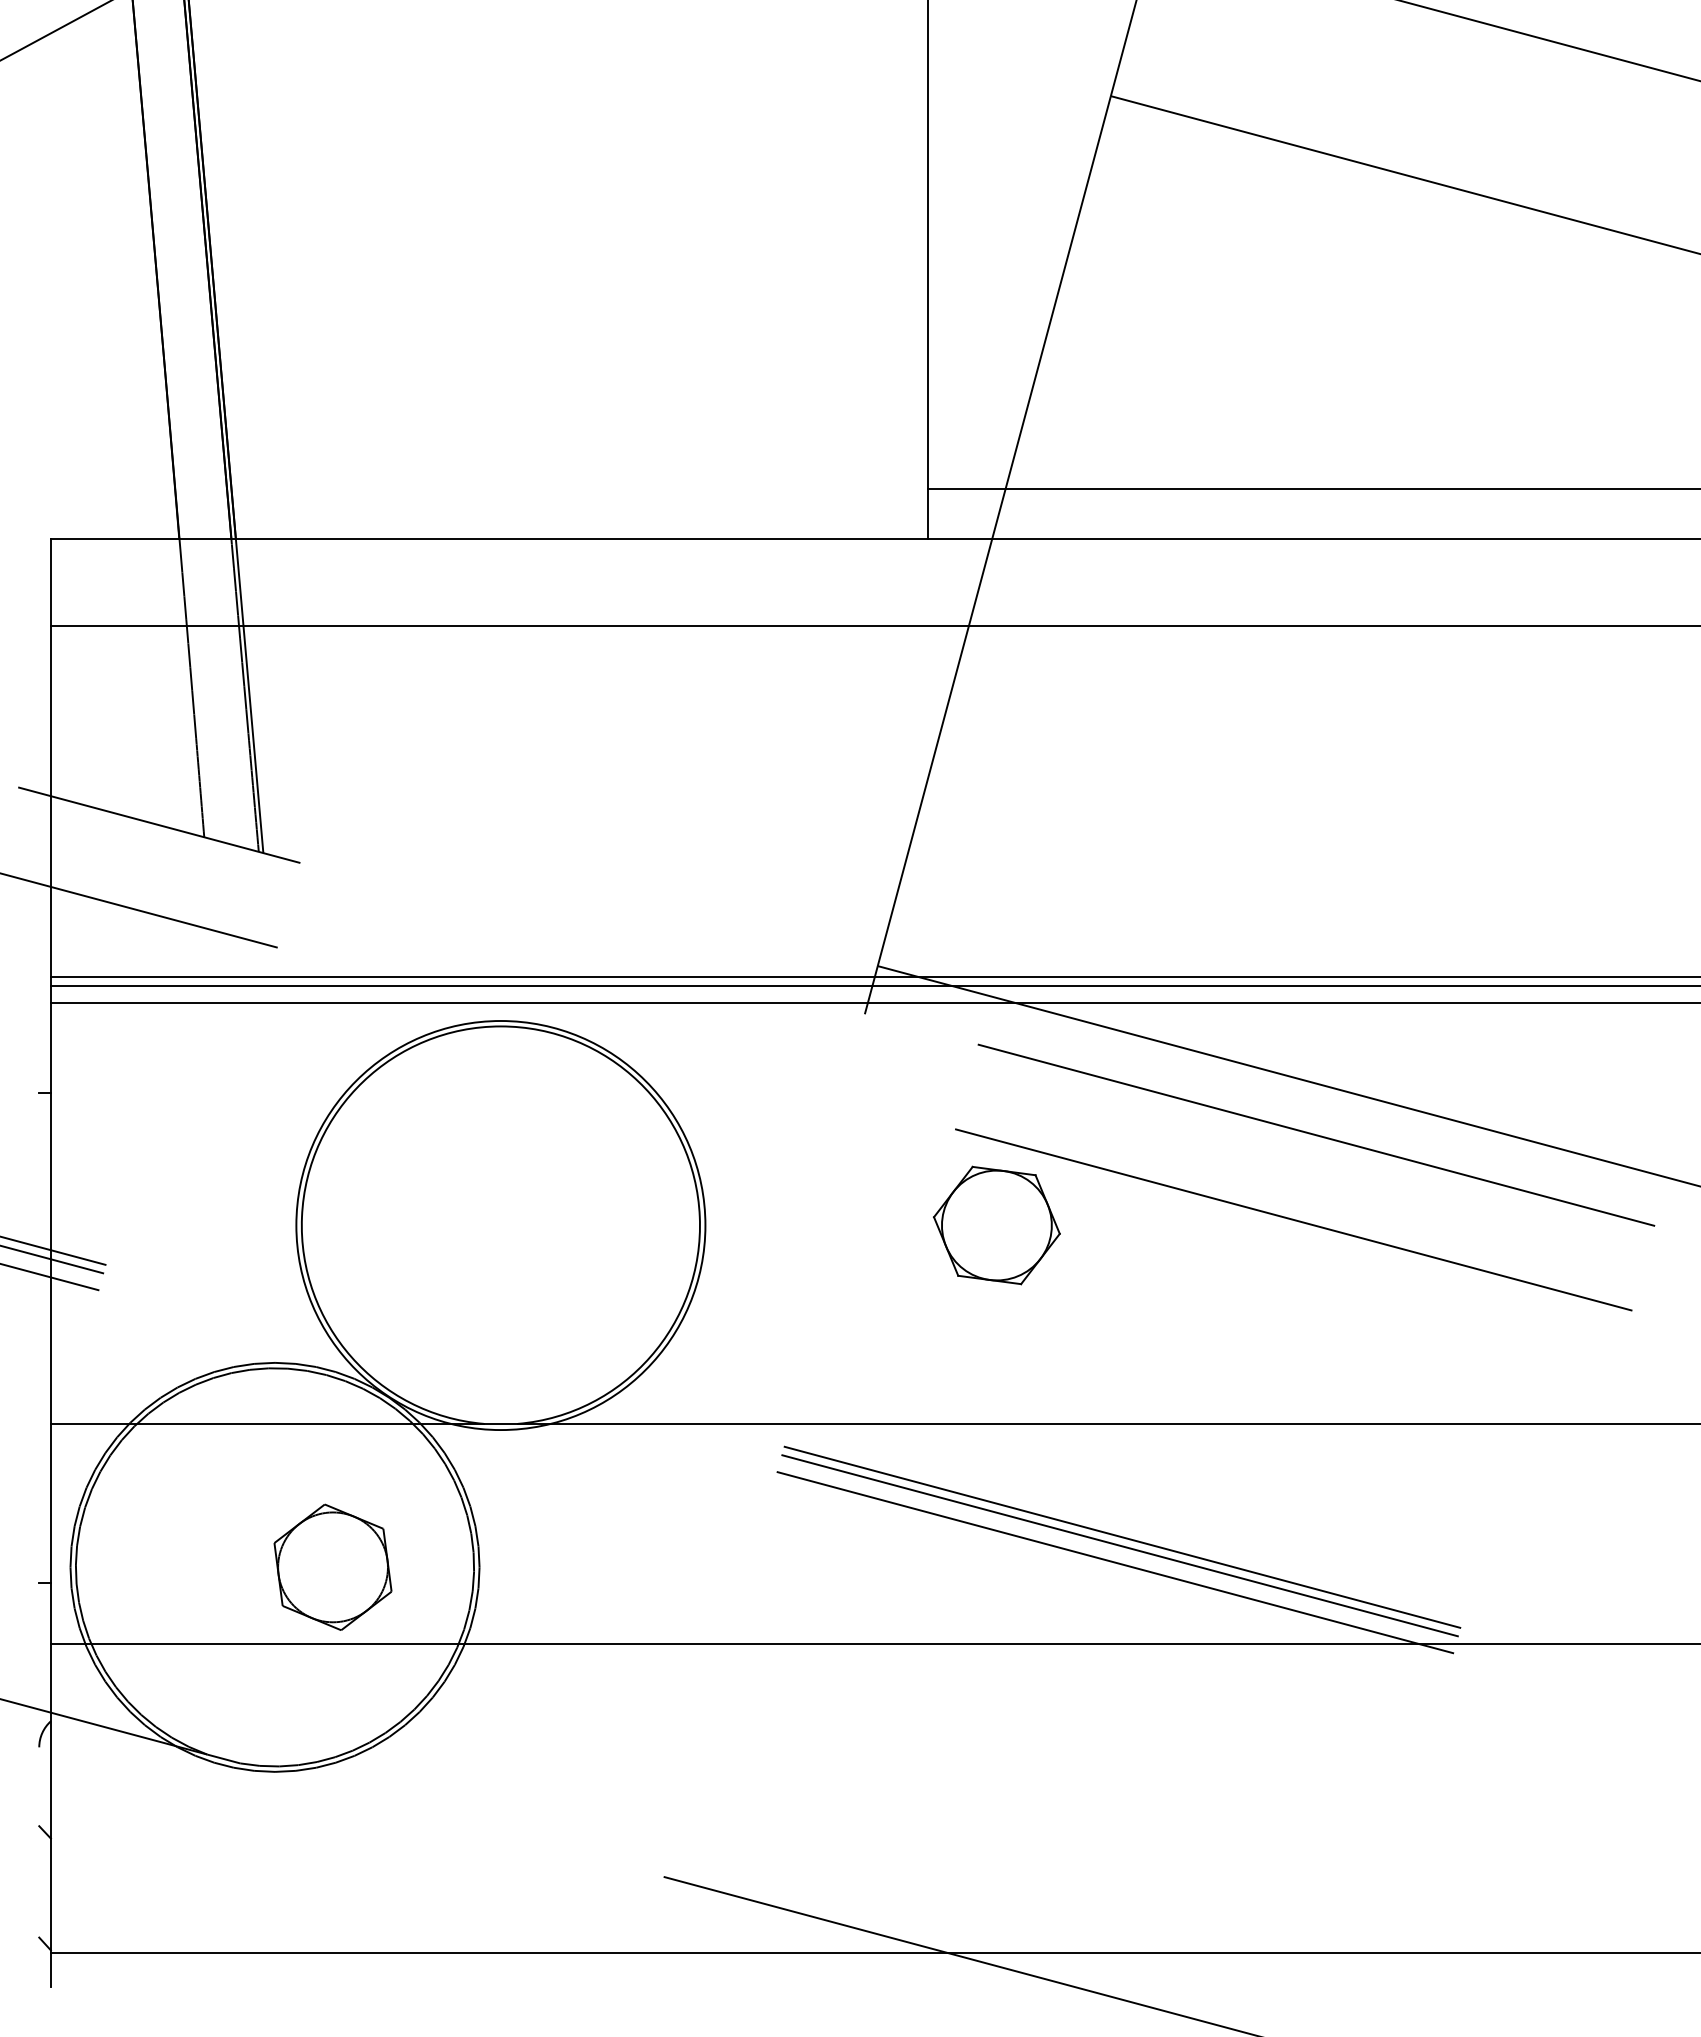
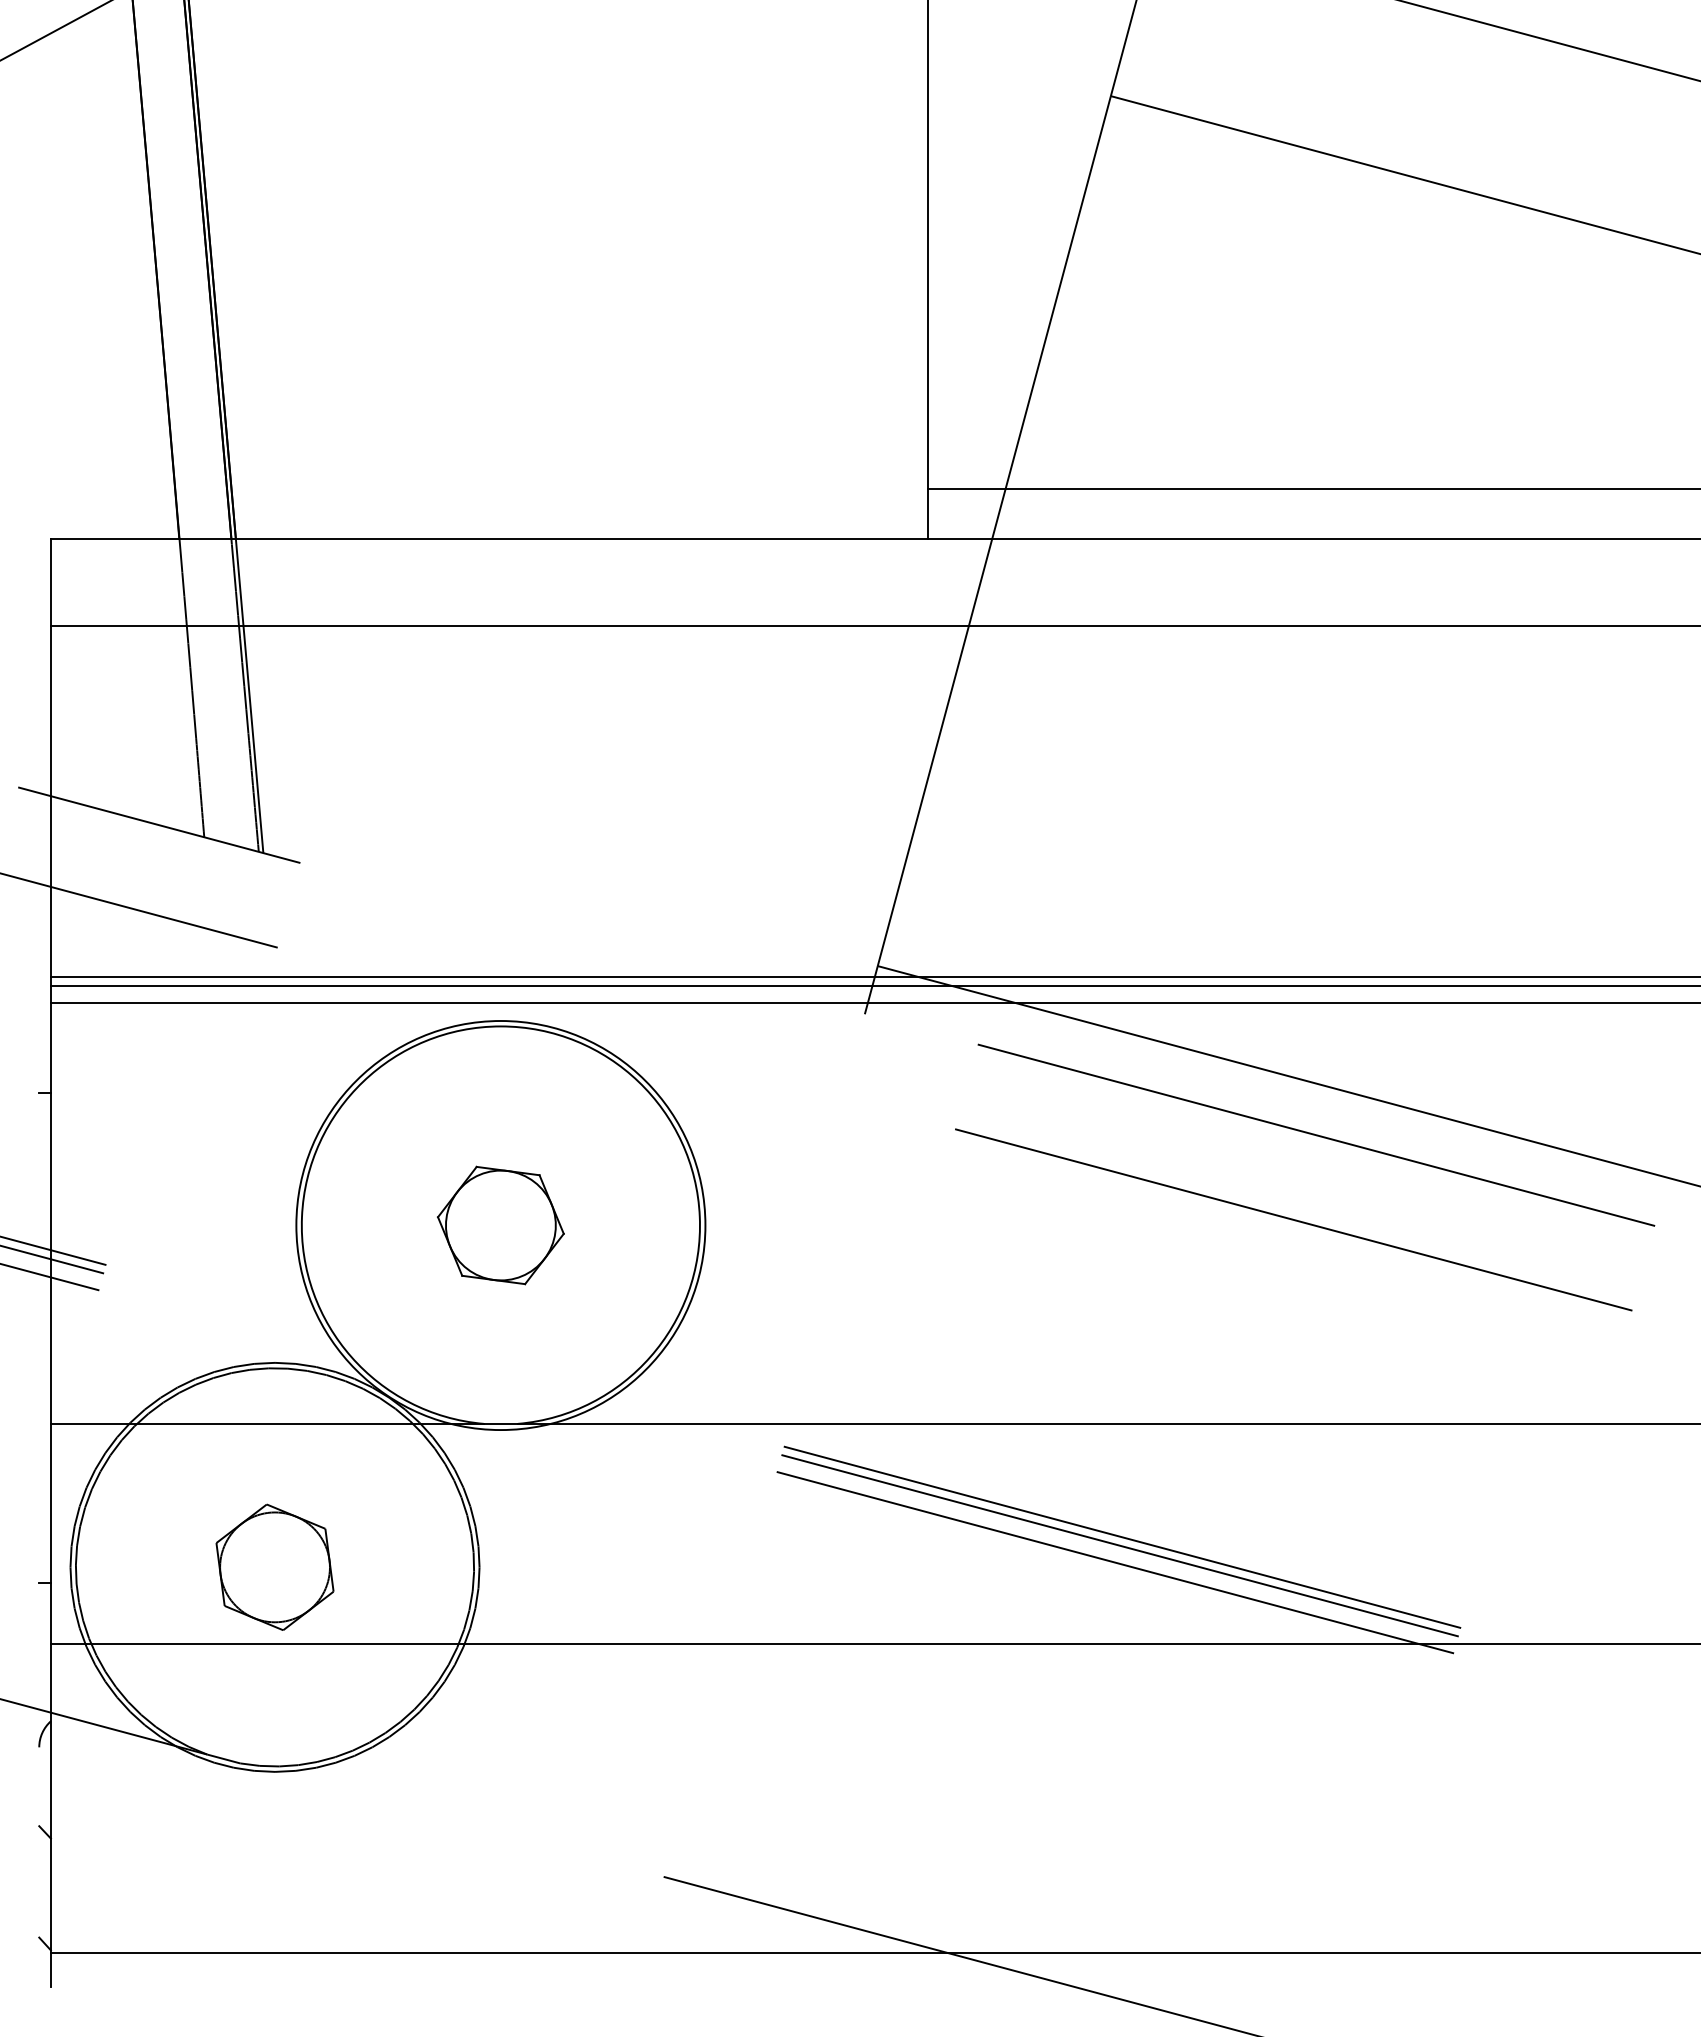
part position: (996, 1225) -> (500, 1225) (500, 1225)
part position: (332, 1566) -> (274, 1566) (274, 1566)
